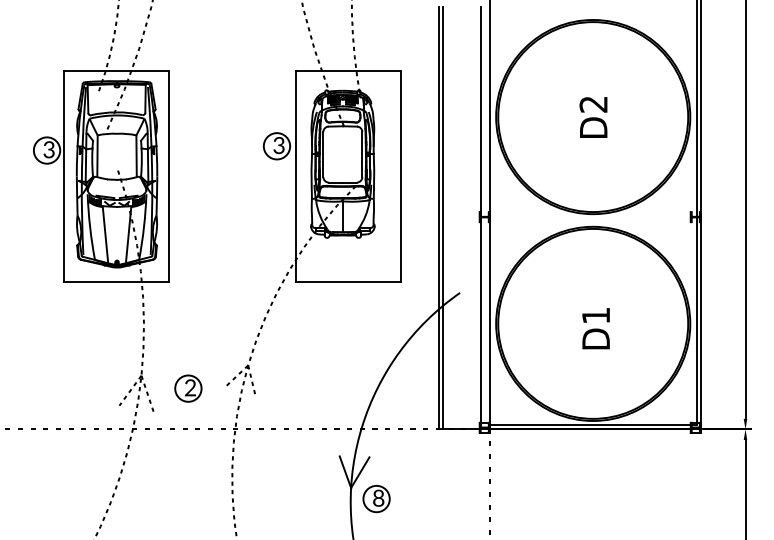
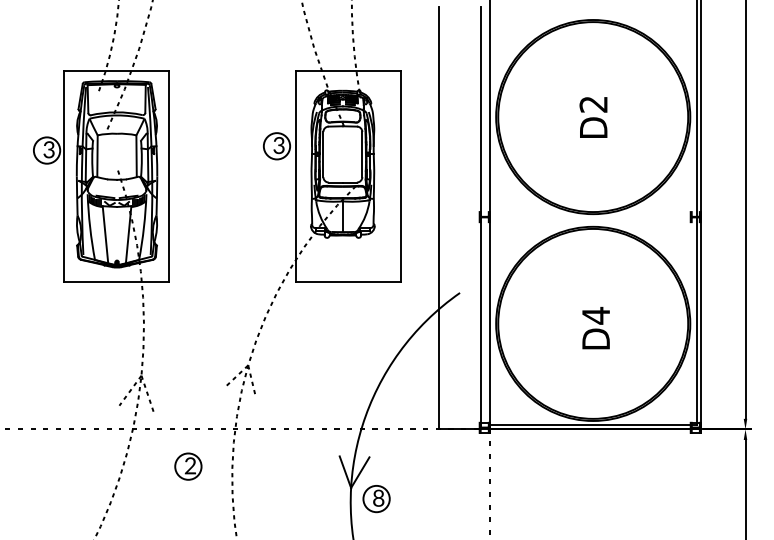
line: present -> none (443, 218)
text: D1 -> D4 (595, 315)
part position: (188, 388) -> (188, 466) (188, 466)
